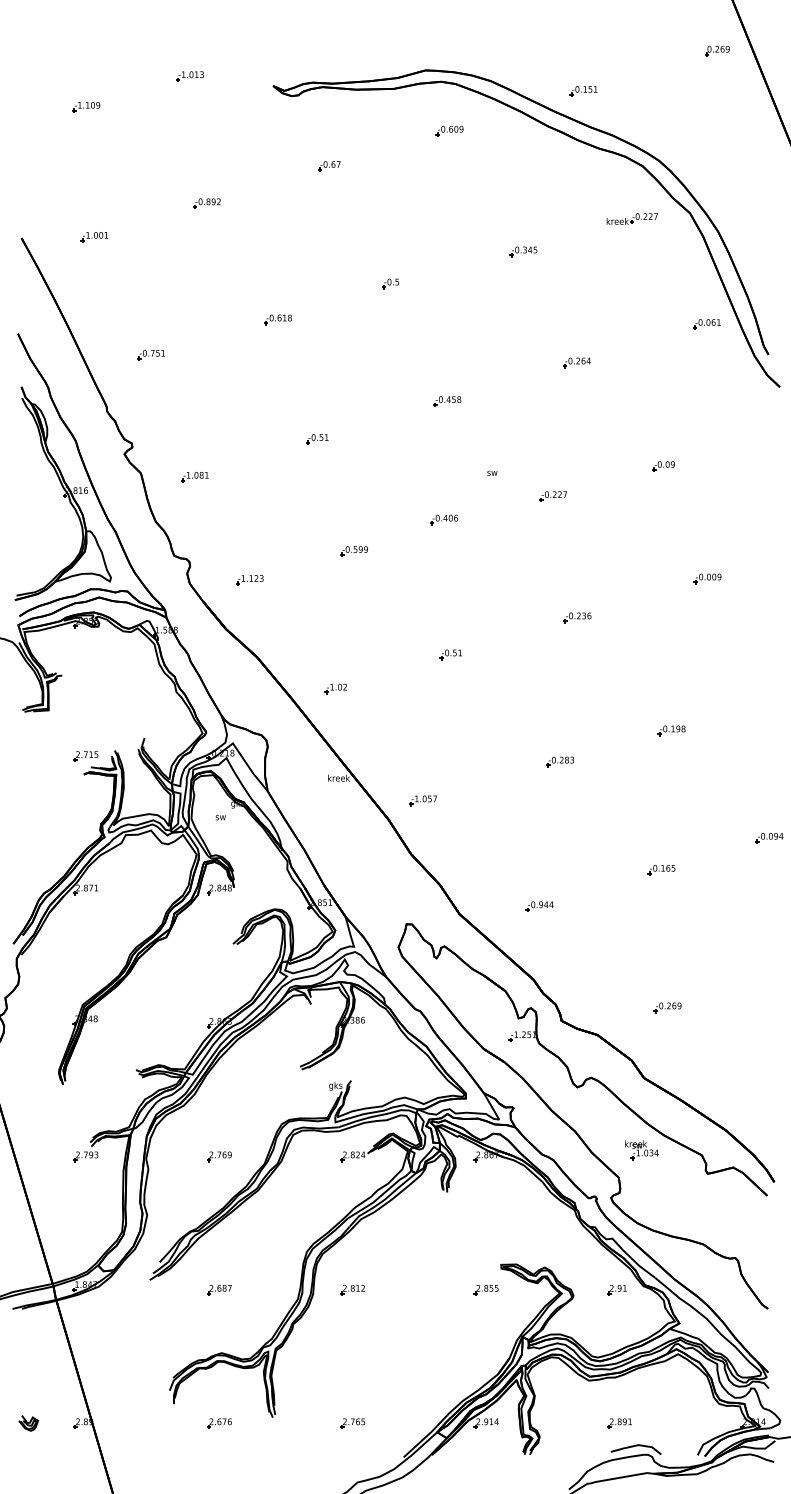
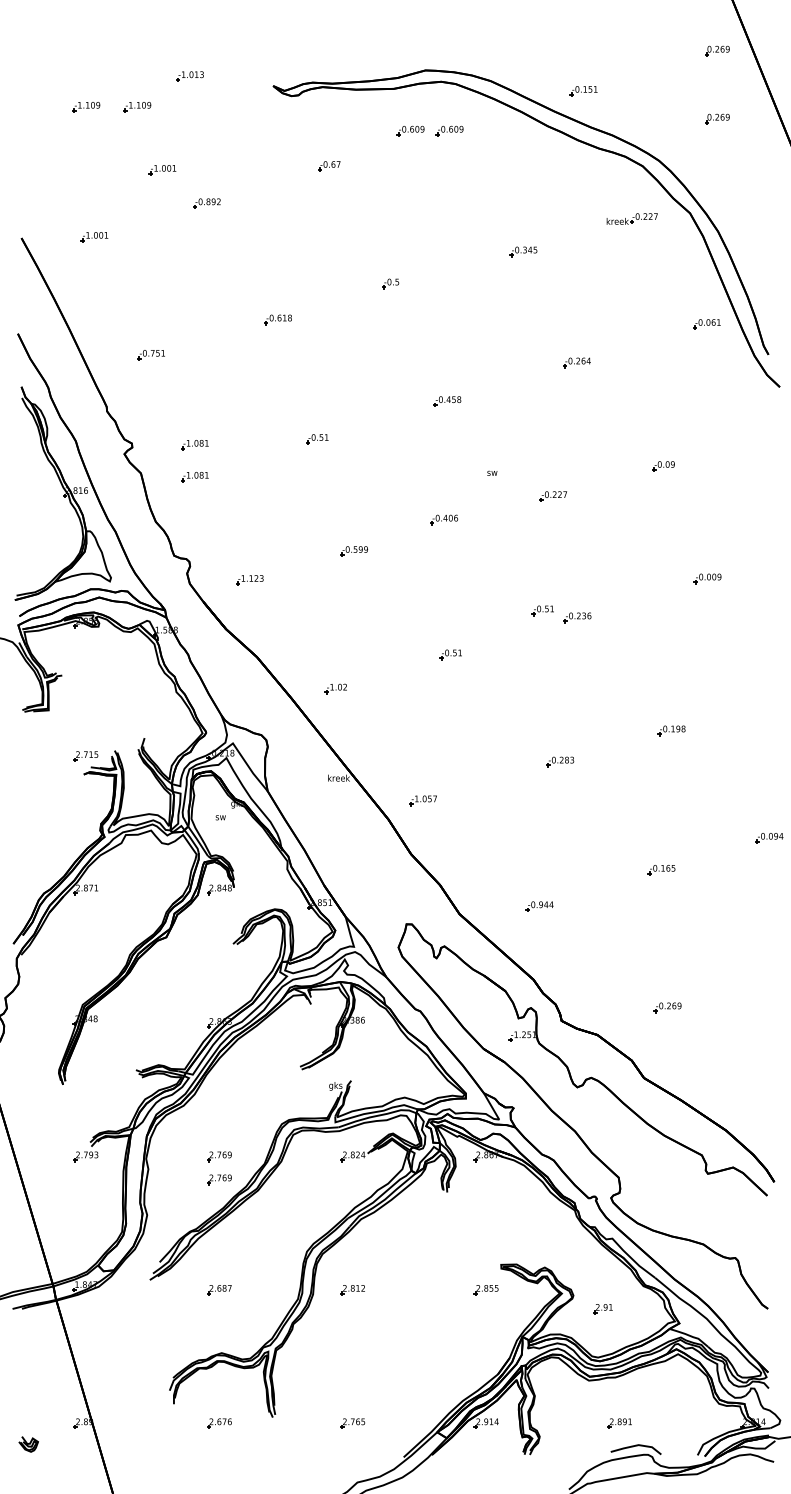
part: none -> present (137, 107)
part: none -> present (717, 118)
part: none -> present (410, 130)
part: none -> present (162, 170)
part: none -> present (194, 445)
part: none -> present (542, 610)
part: present -> none (641, 1150)
part: none -> present (219, 1179)
part position: (616, 1290) -> (602, 1309) (602, 1309)
part position: (28, 1423) -> (28, 1444) (28, 1444)
